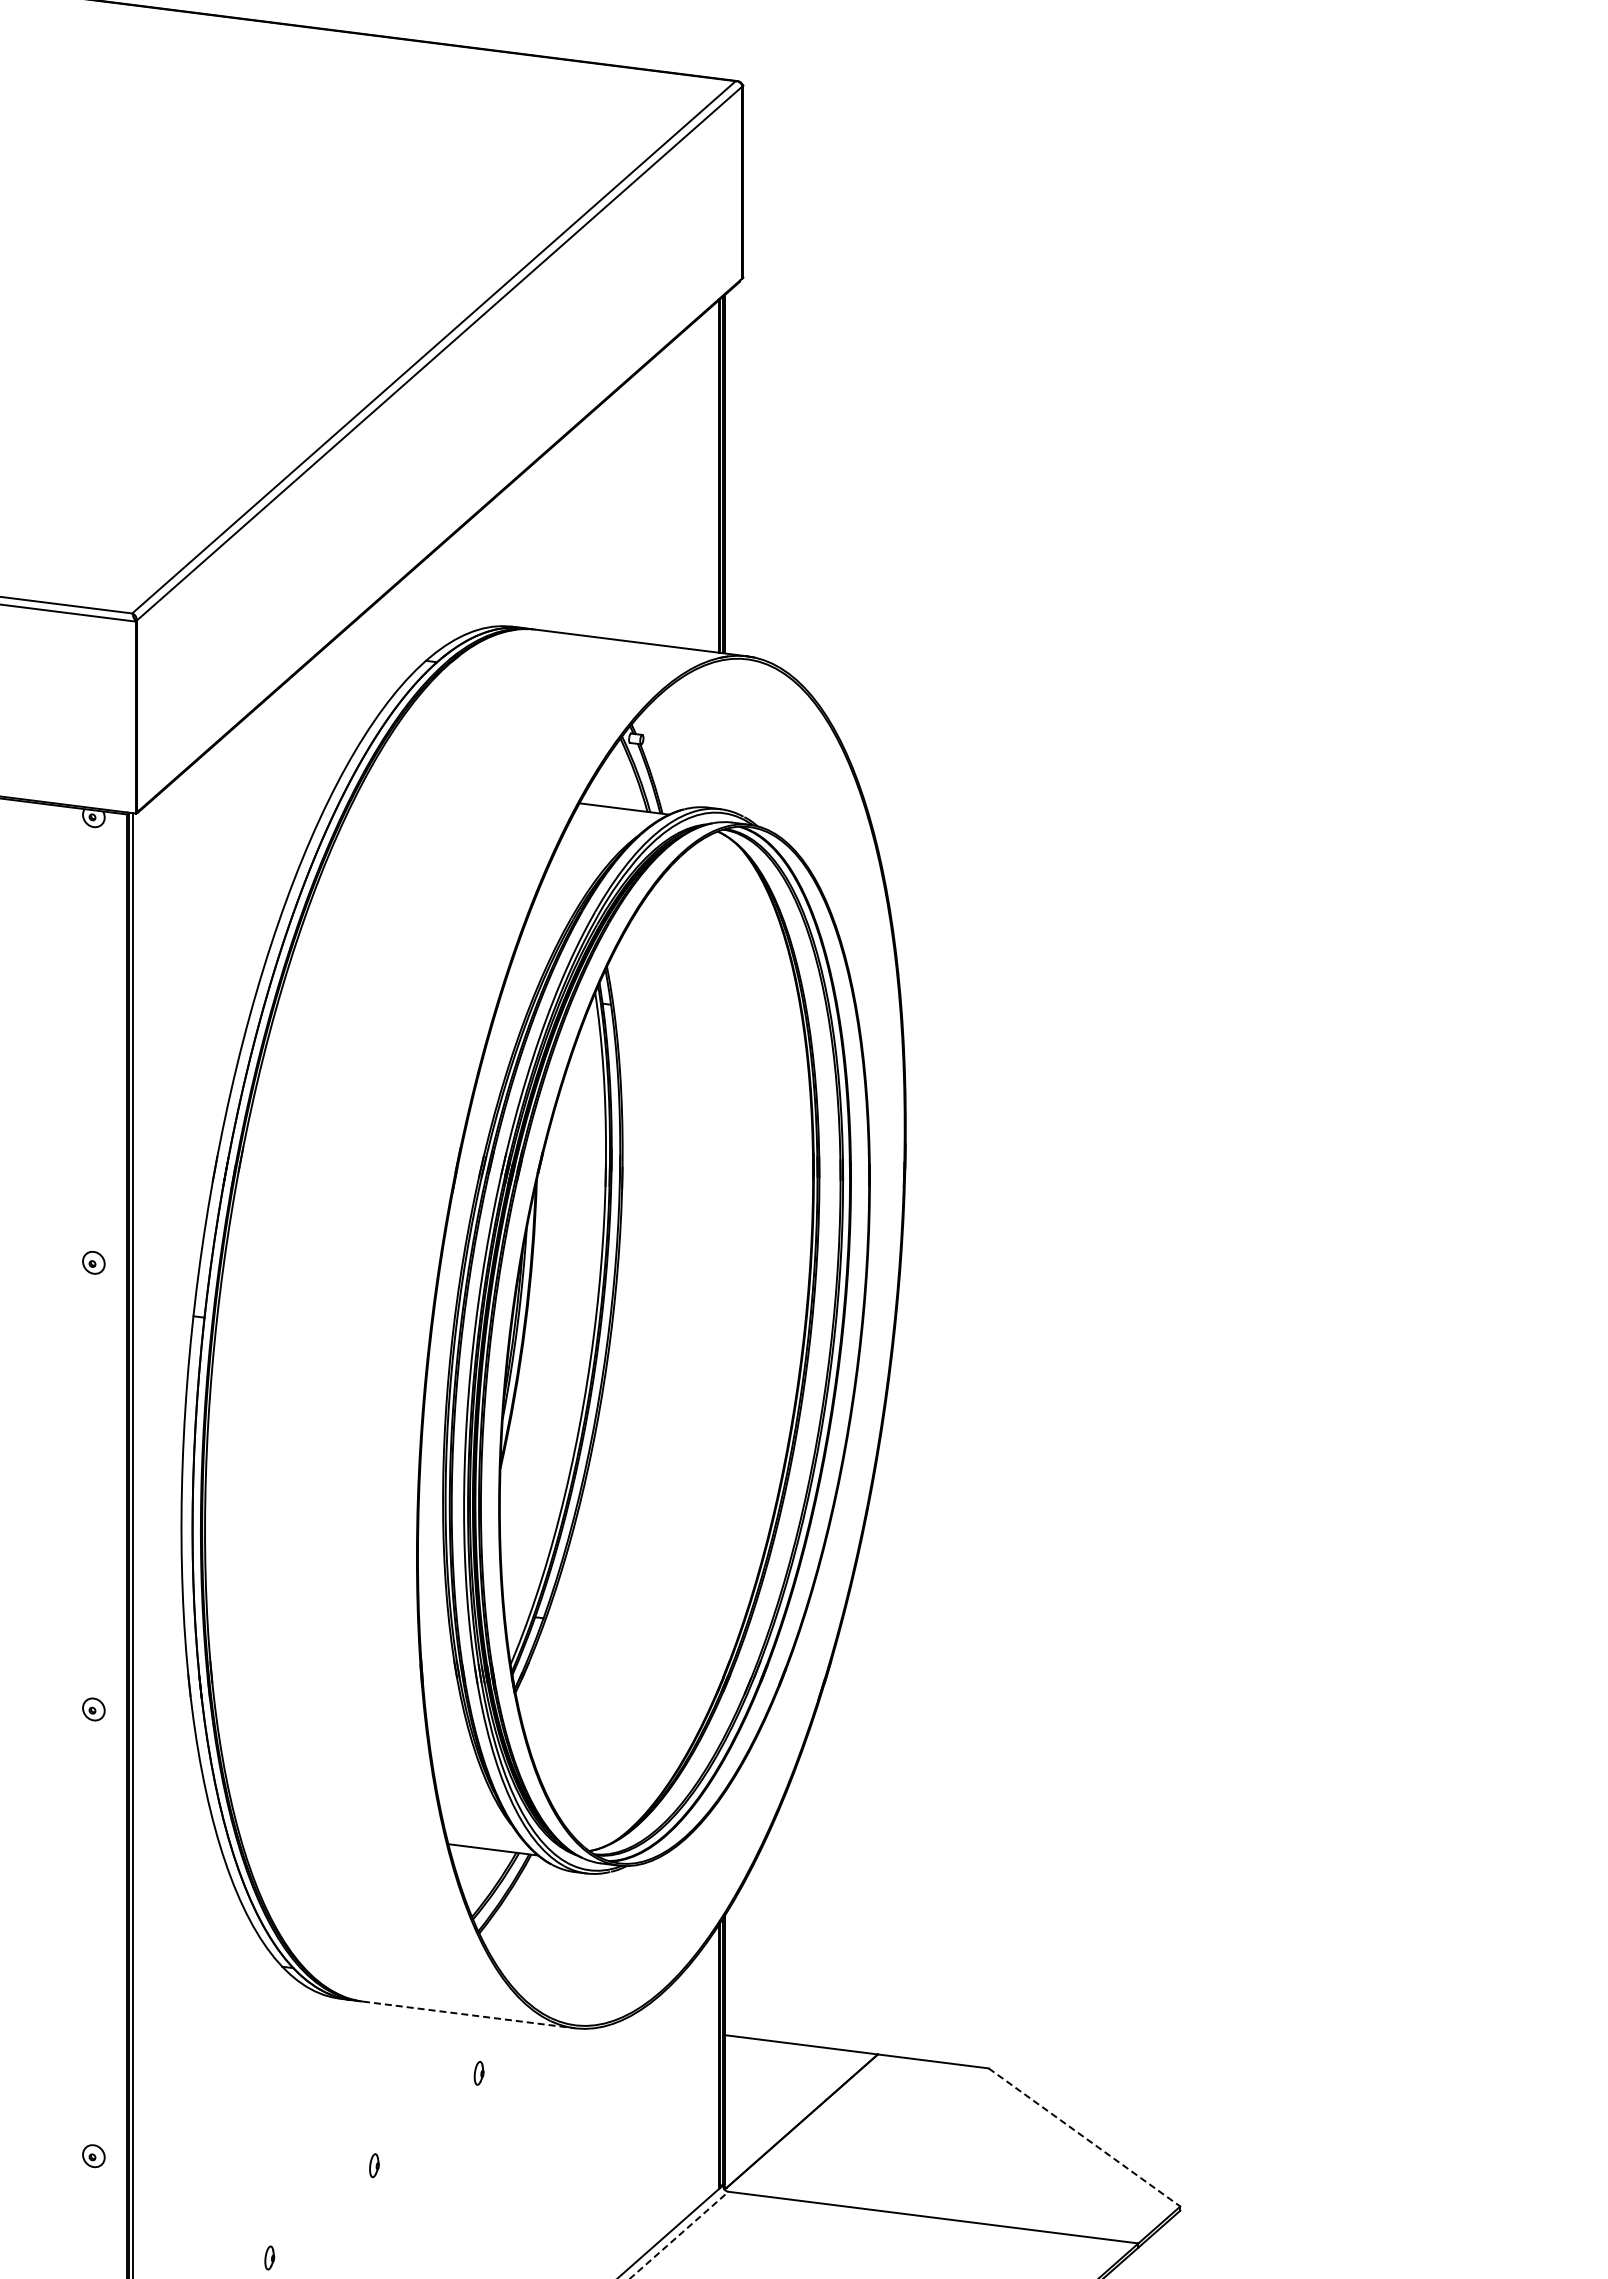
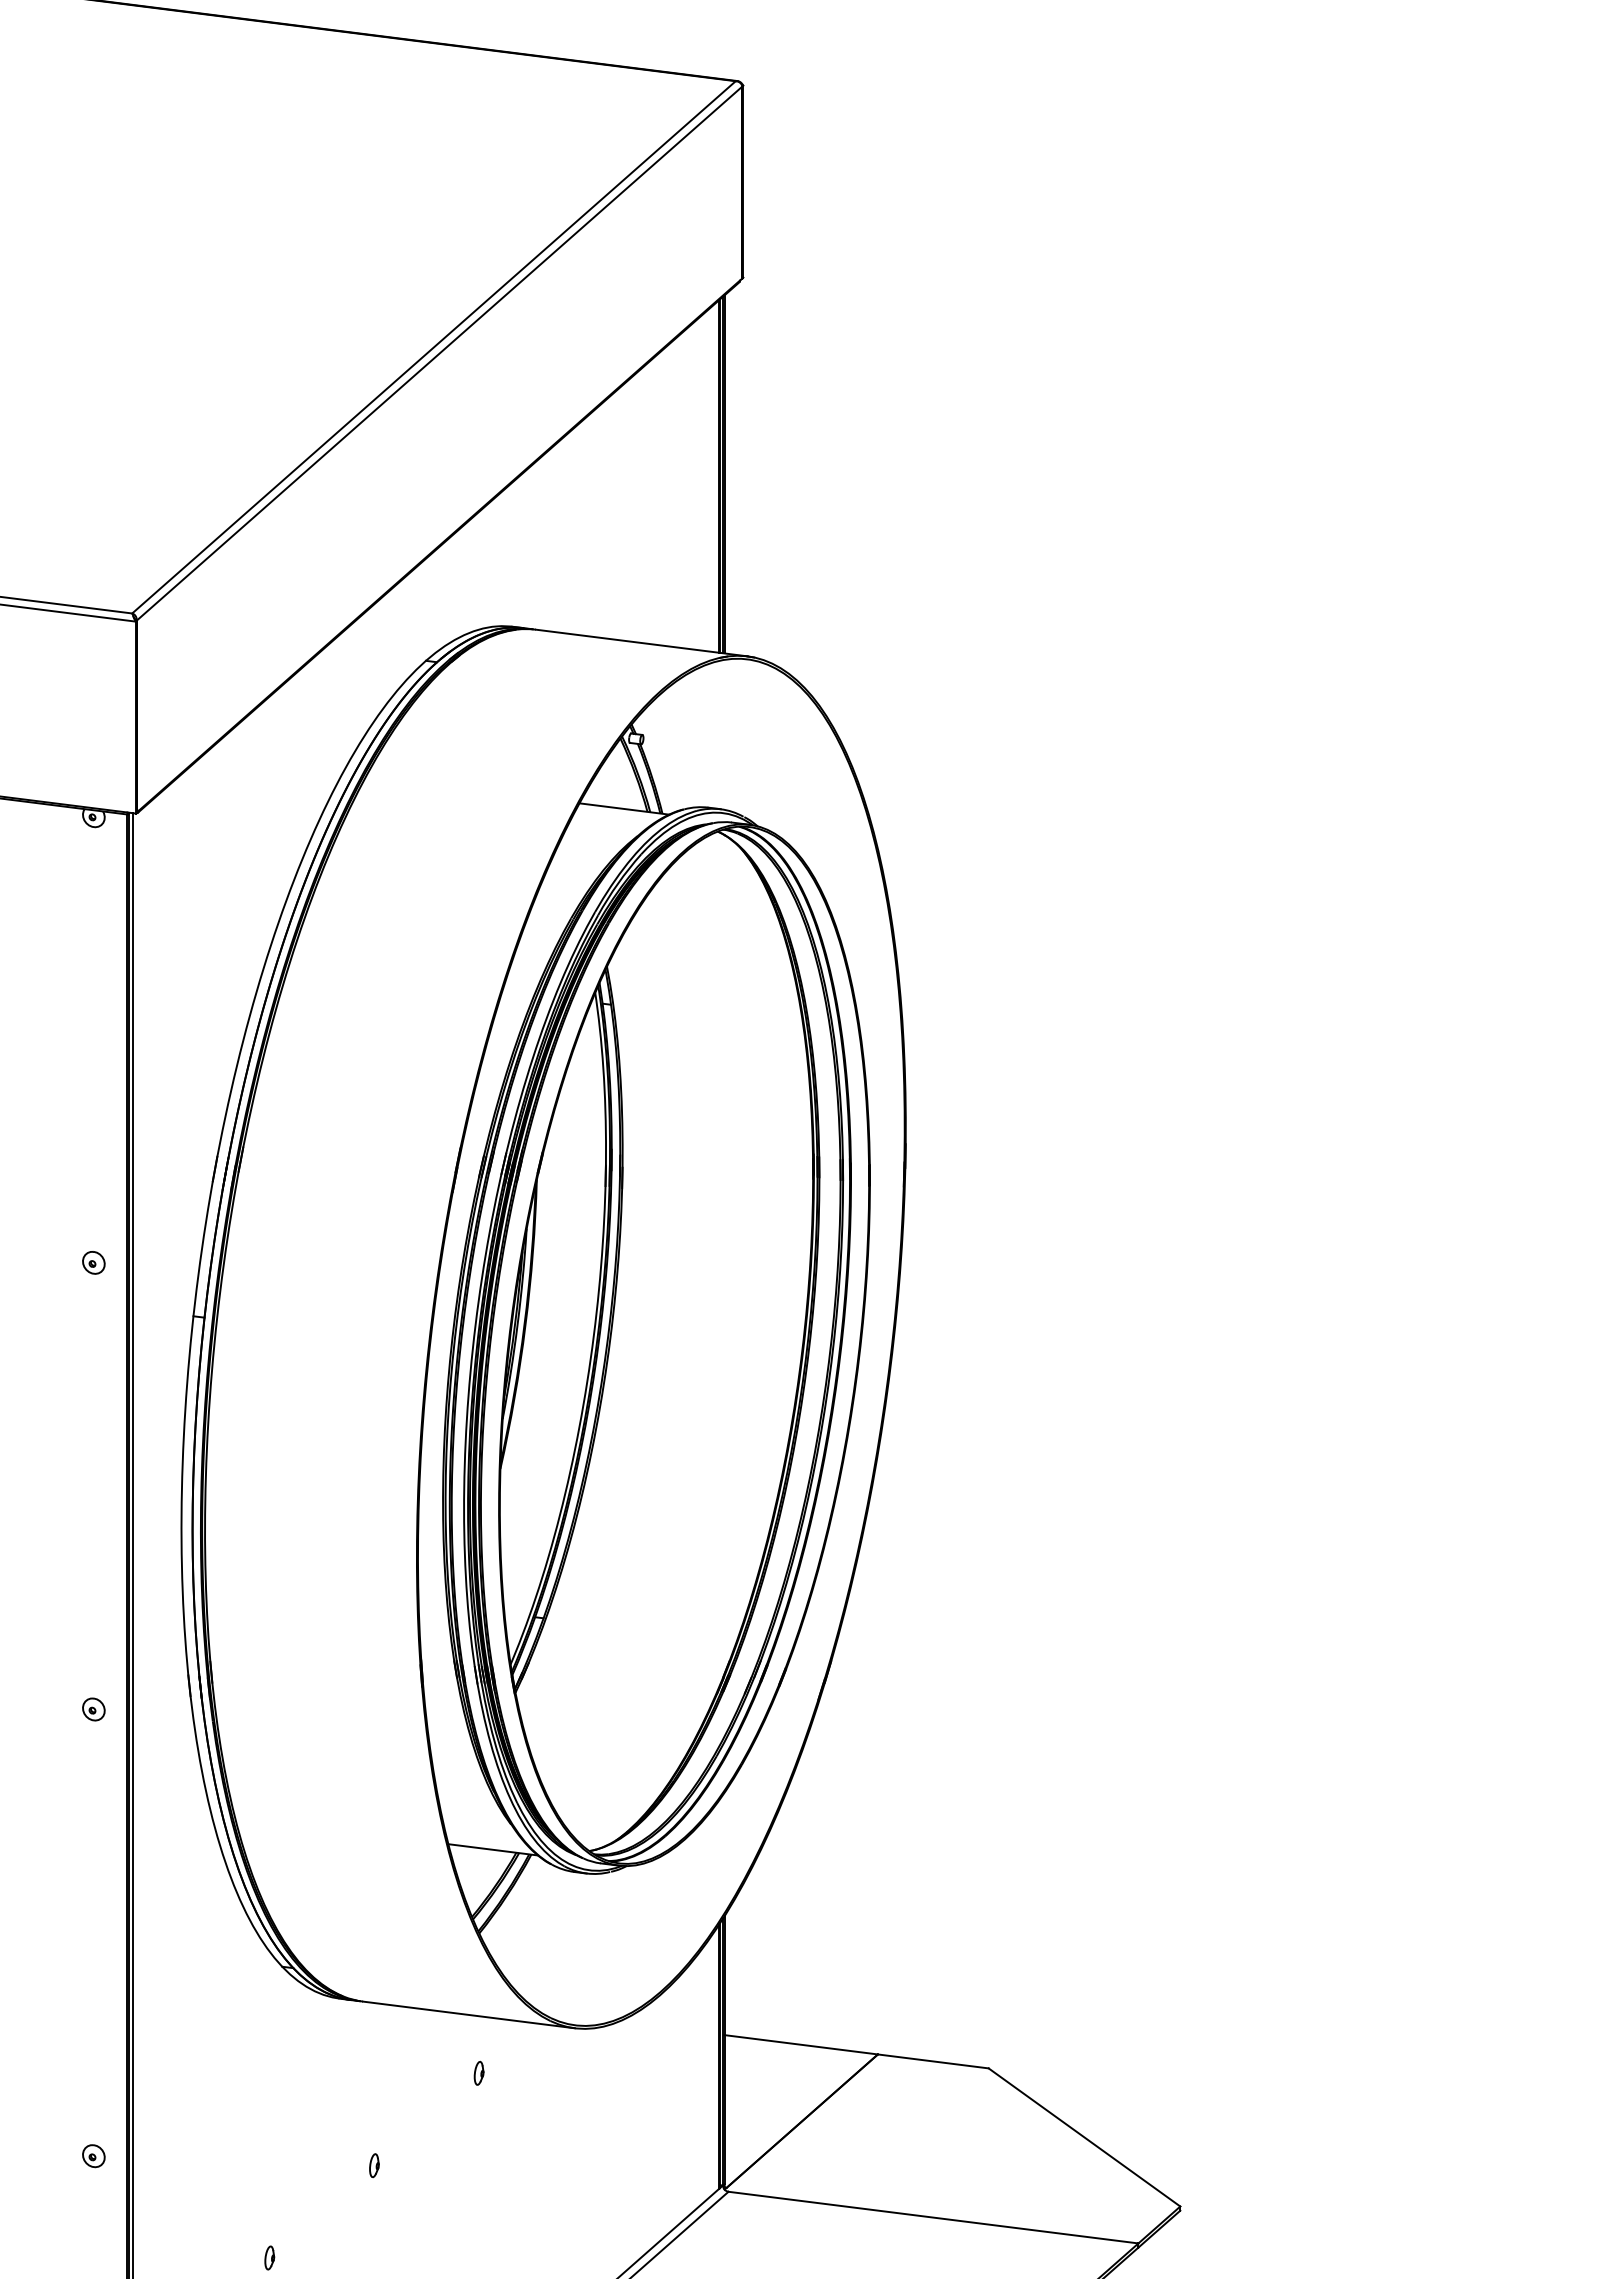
line: dashed -> solid (469, 2014)
line: dashed -> solid (1084, 2137)
line: dashed -> solid (679, 2234)
